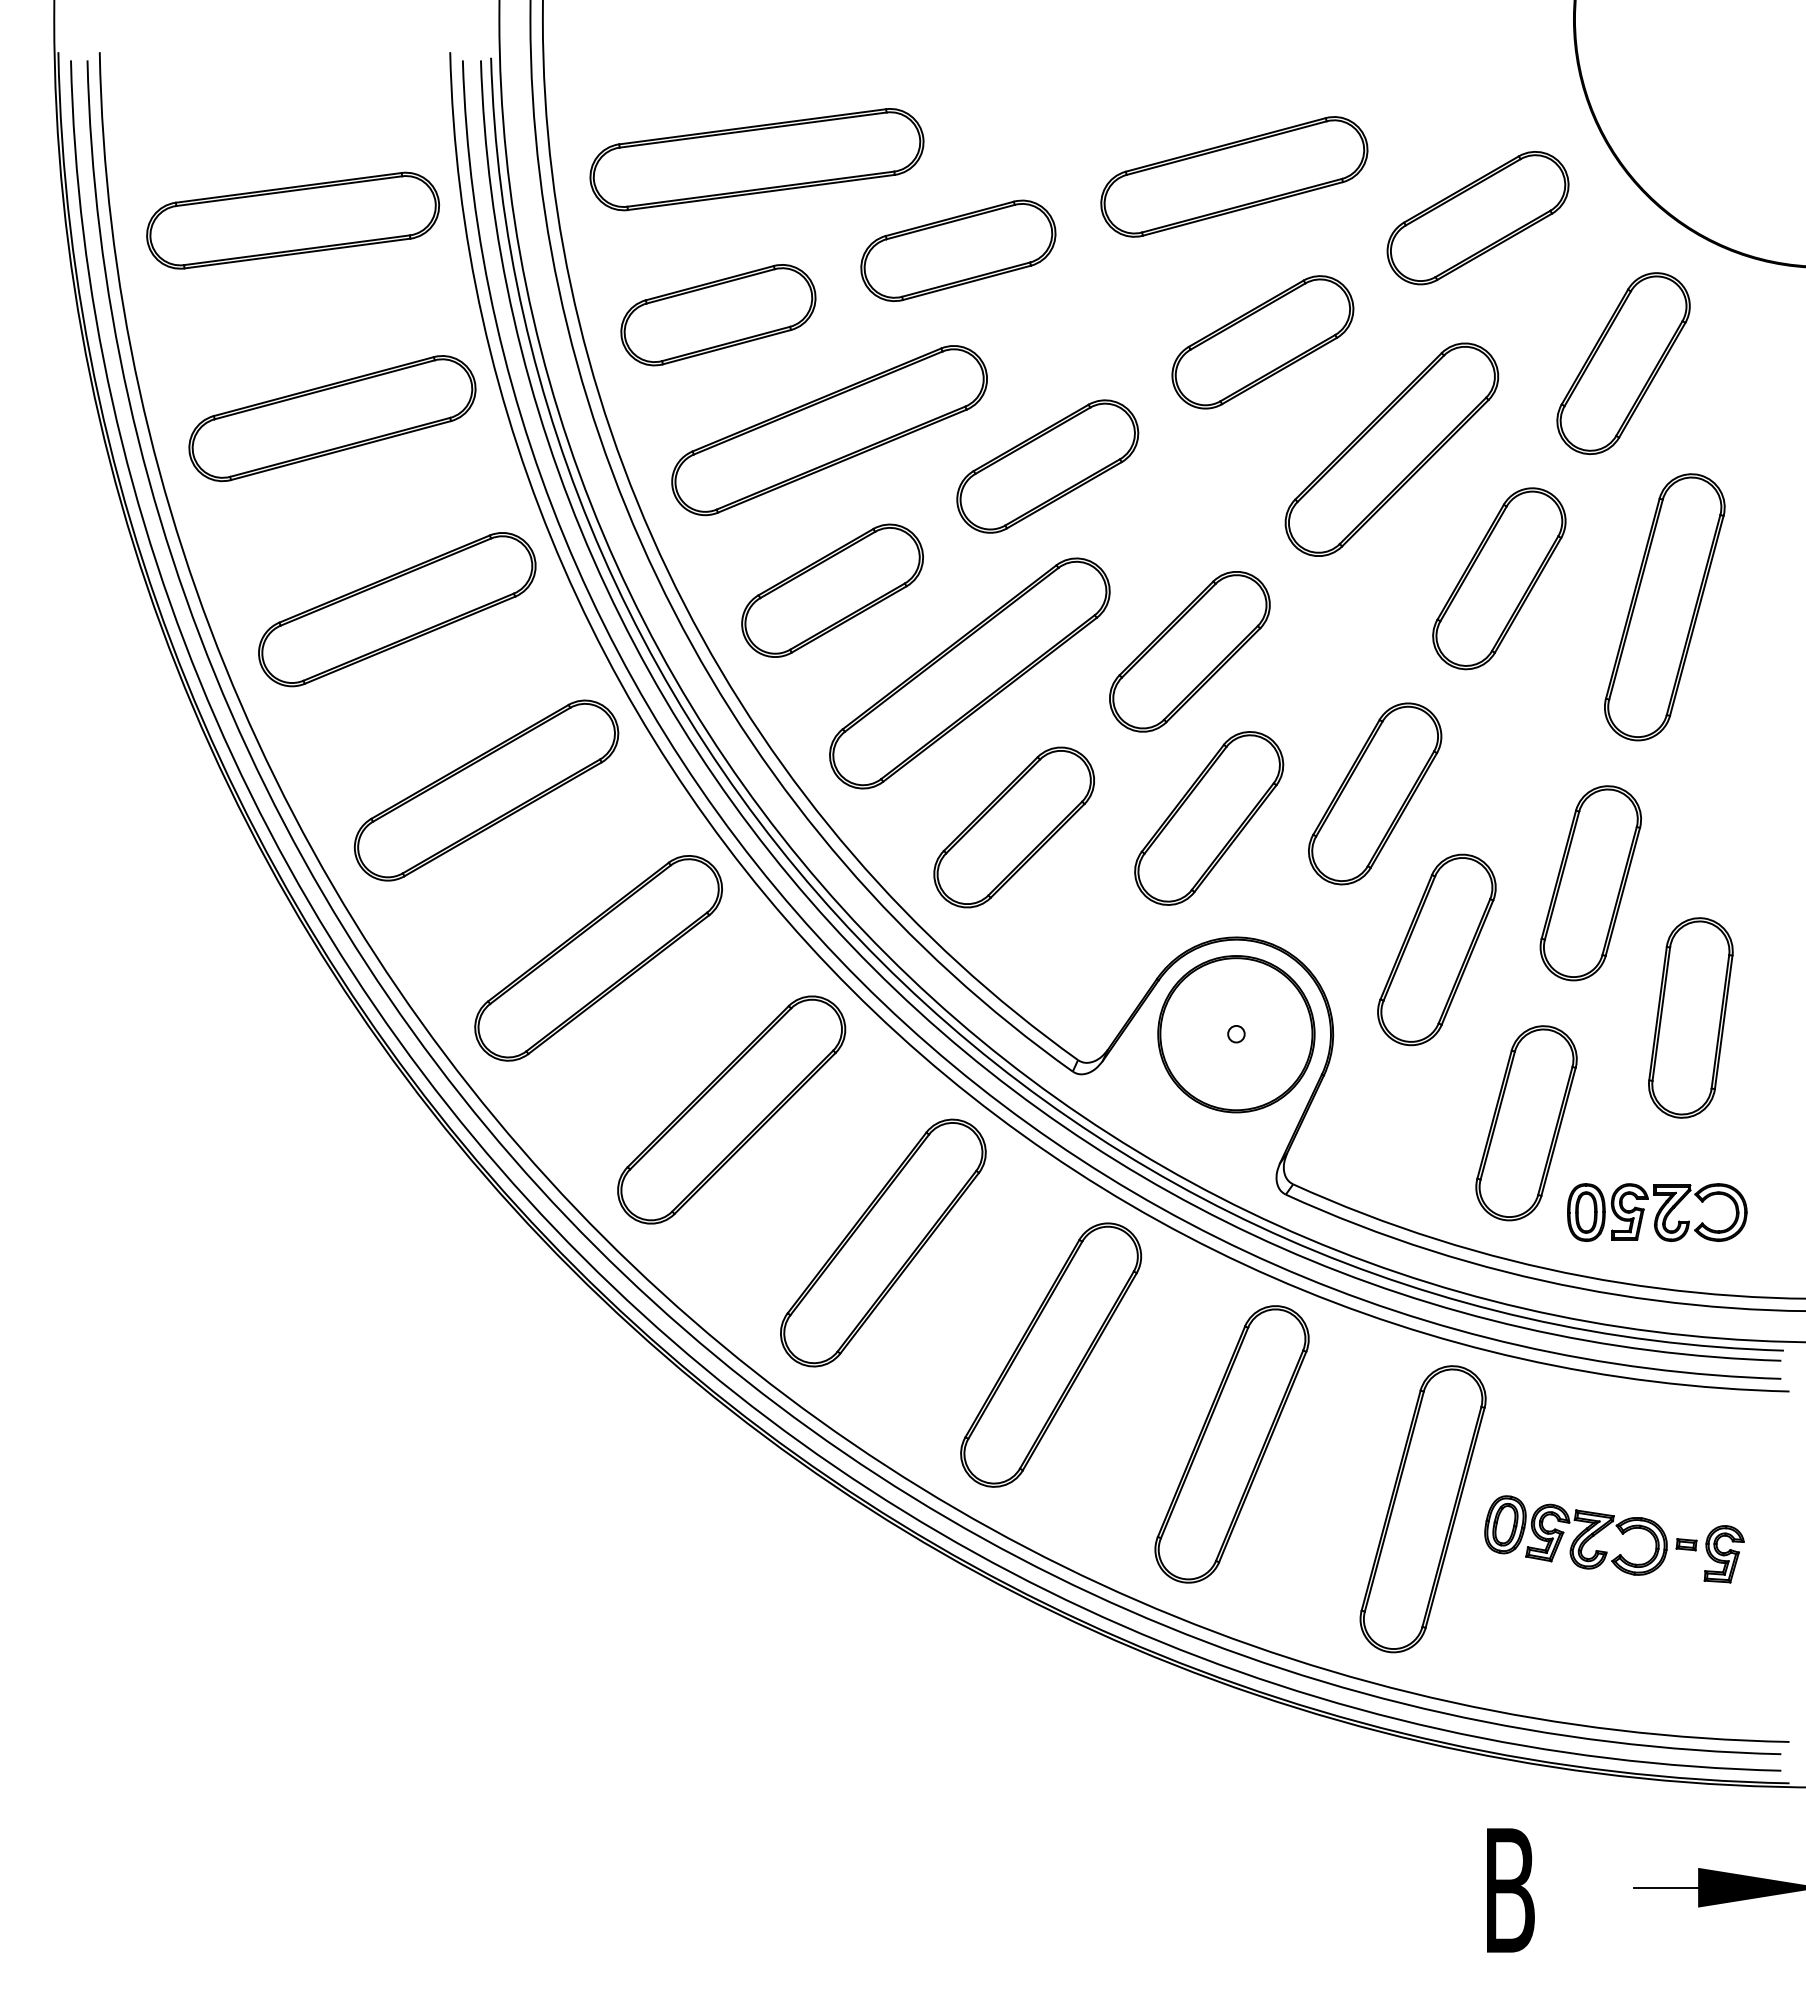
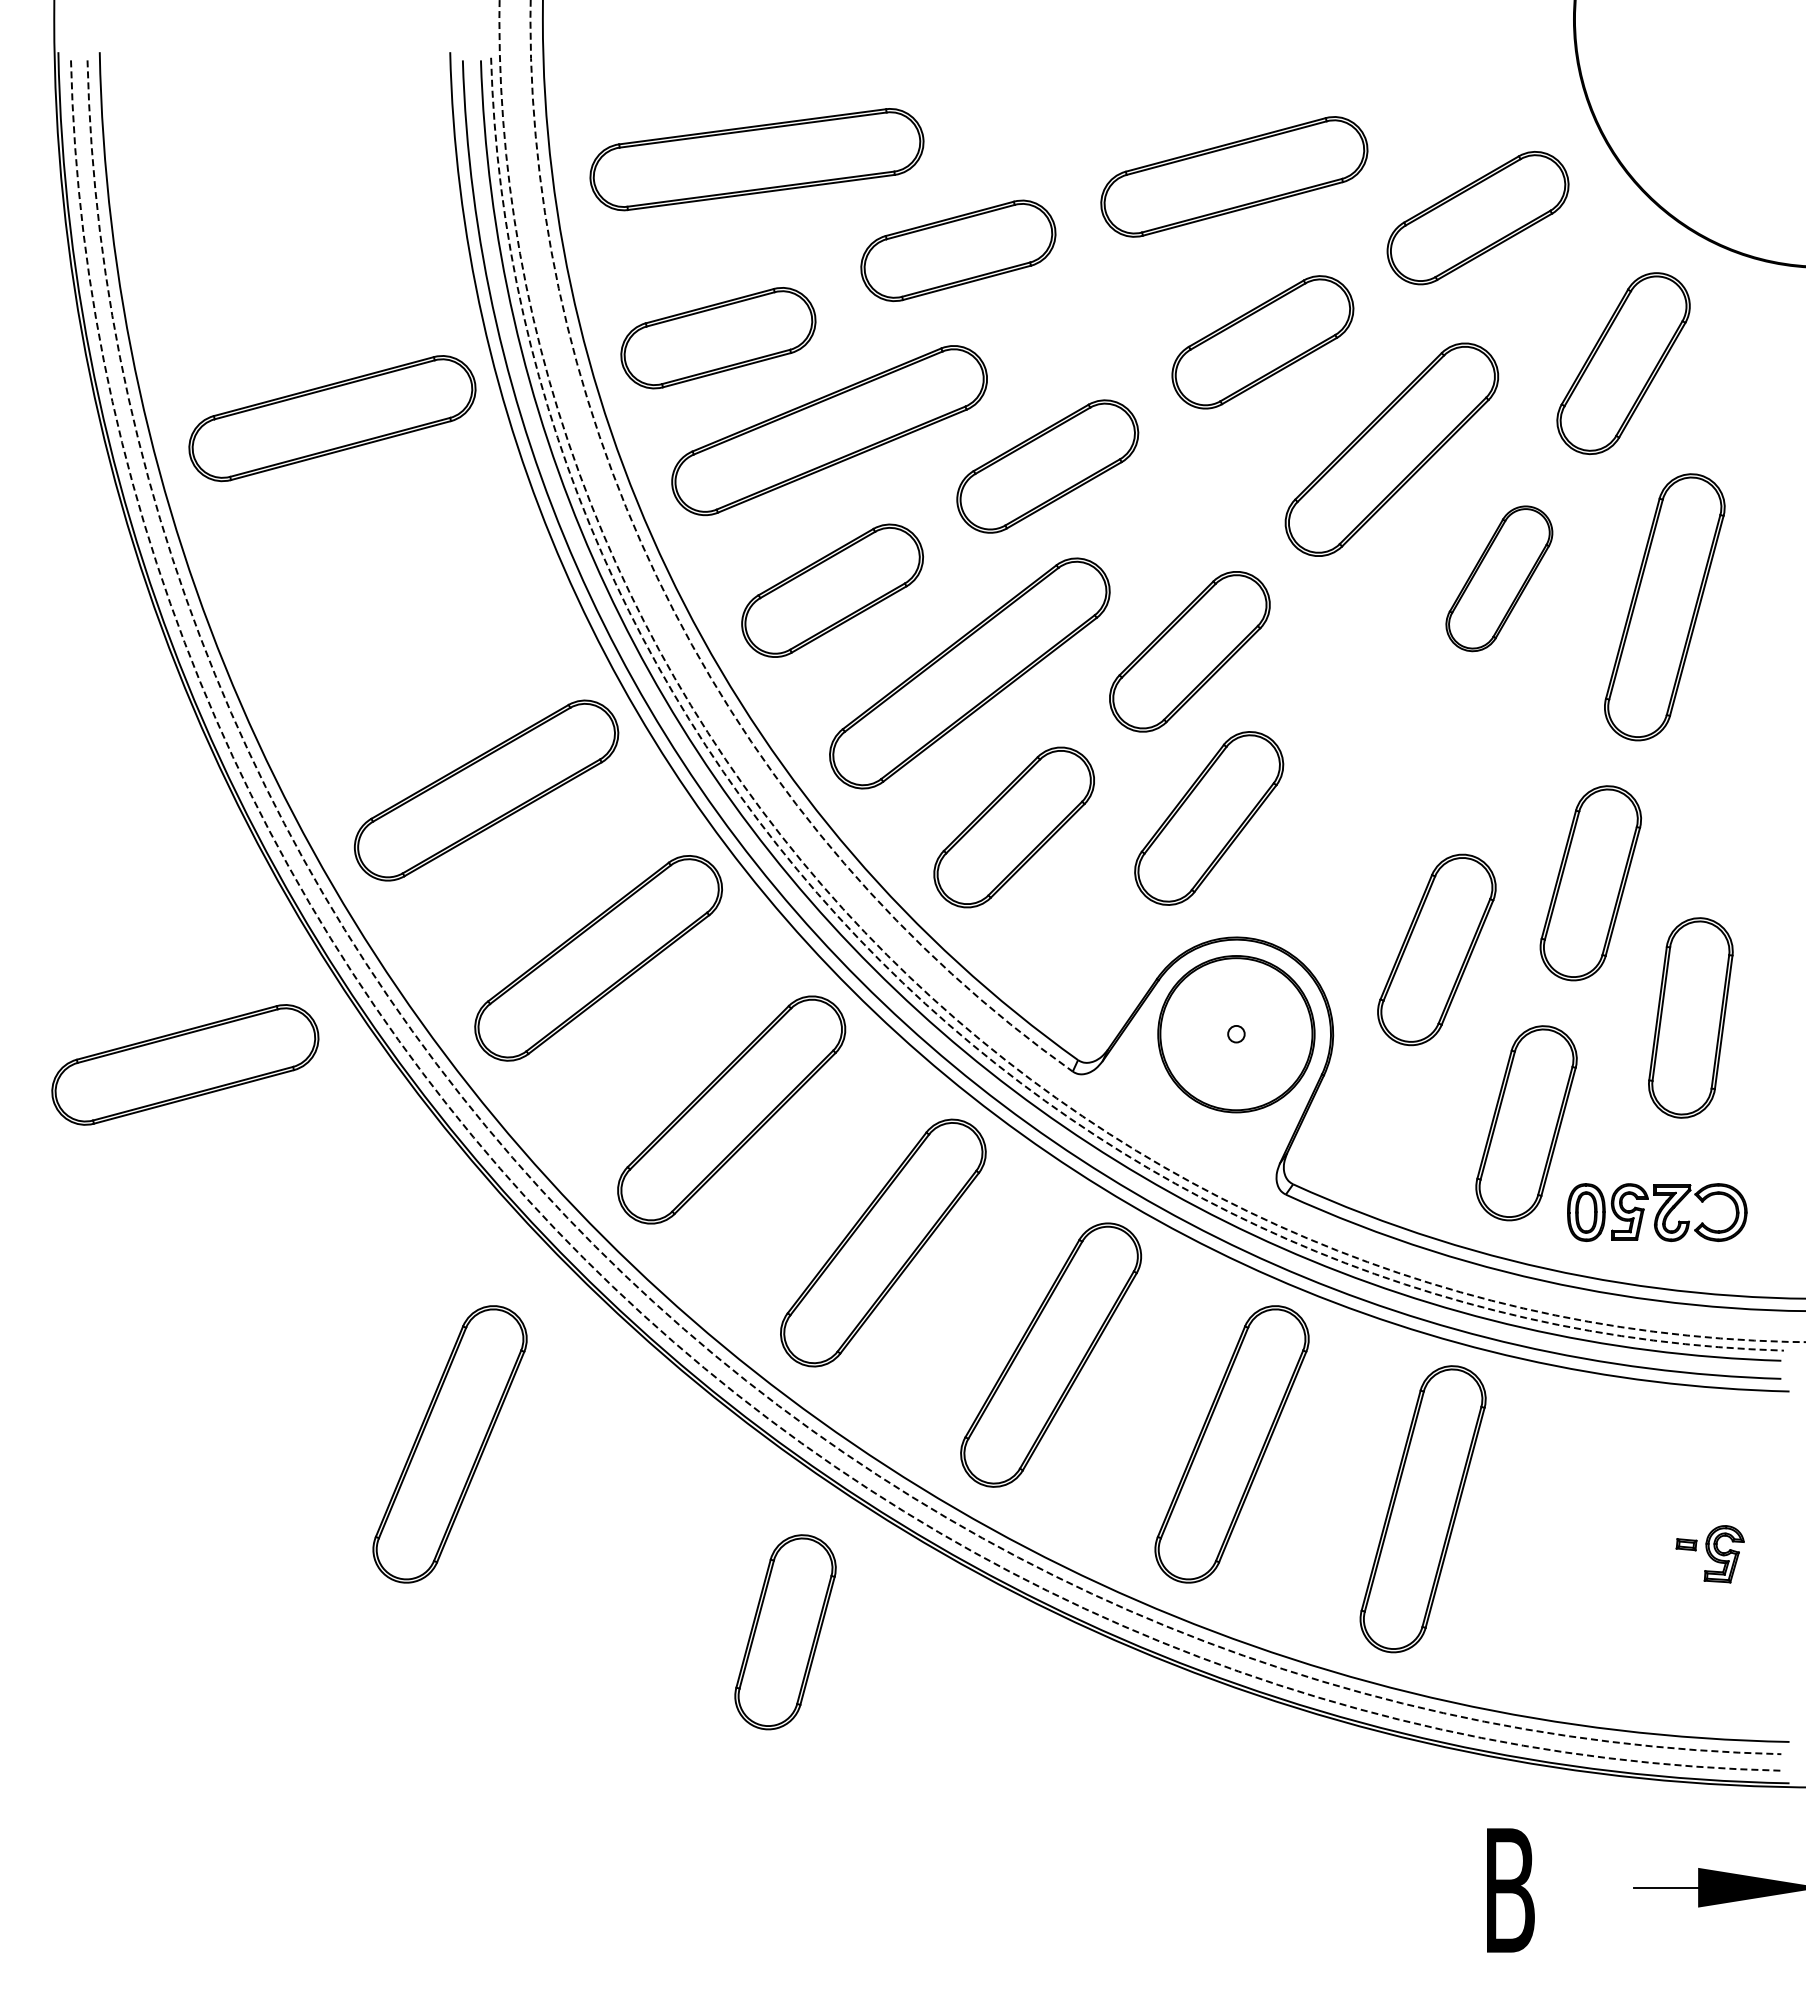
part: present -> none (292, 220)
part position: (718, 315) -> (718, 338) (718, 338)
part size: 135x184 px -> 109x148 px (1499, 578)
arc: solid -> dashed (670, 603)
part: present -> none (397, 609)
circle: solid -> dashed (1152, 671)
part: present -> none (1375, 793)
arc: solid -> dashed (880, 961)
part: none -> present (185, 1064)
arc: solid -> dashed (595, 1246)
arc: solid -> dashed (583, 1258)
part: none -> present (449, 1444)
part: present -> none (1575, 1535)
part: none -> present (785, 1632)
